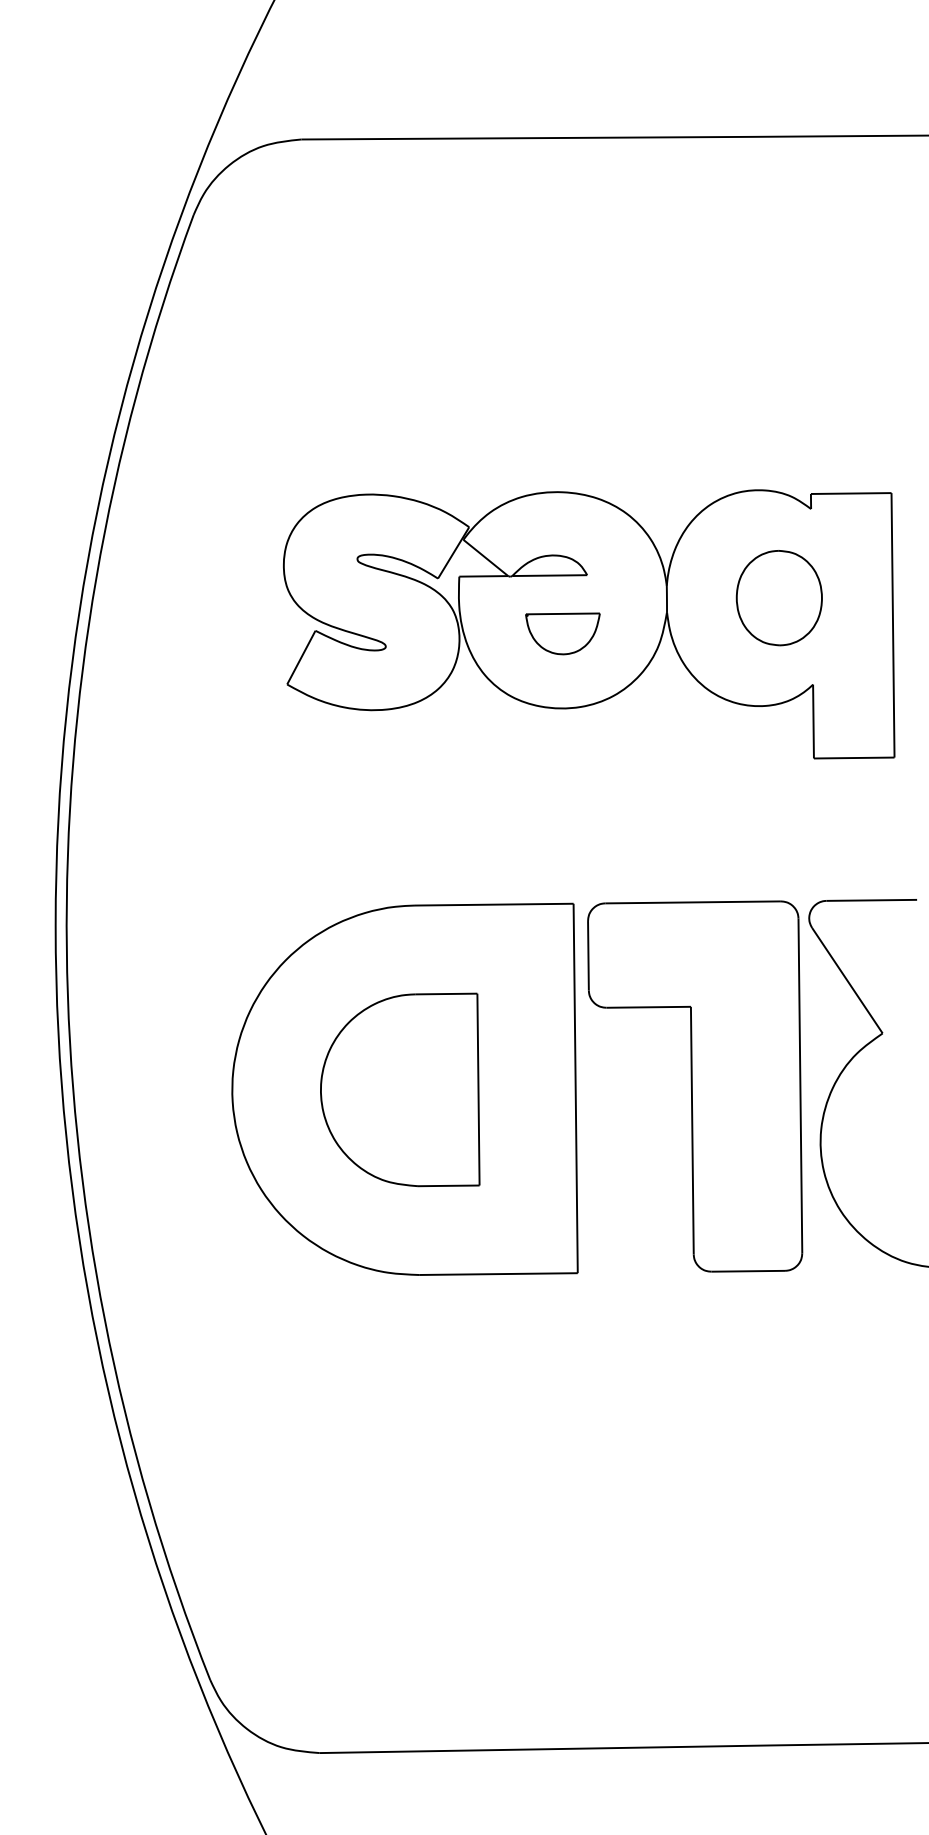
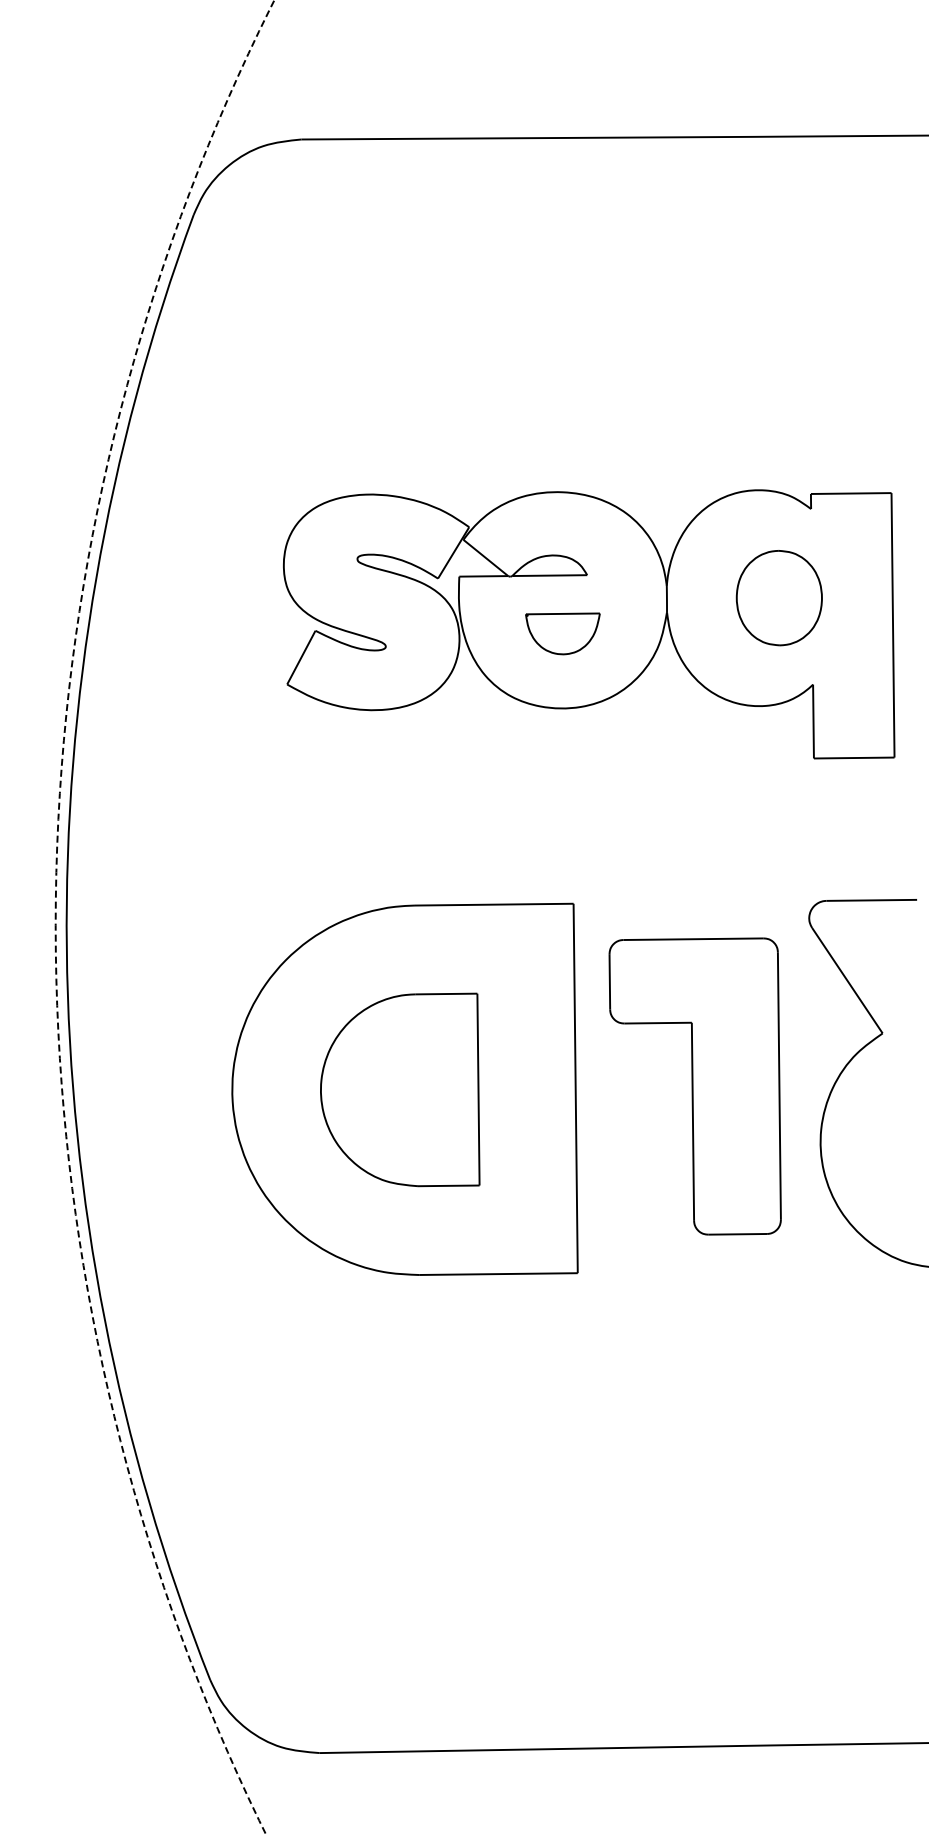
circle: solid -> dashed (164, 917)
part size: 217x373 px -> 174x299 px (694, 1086)
